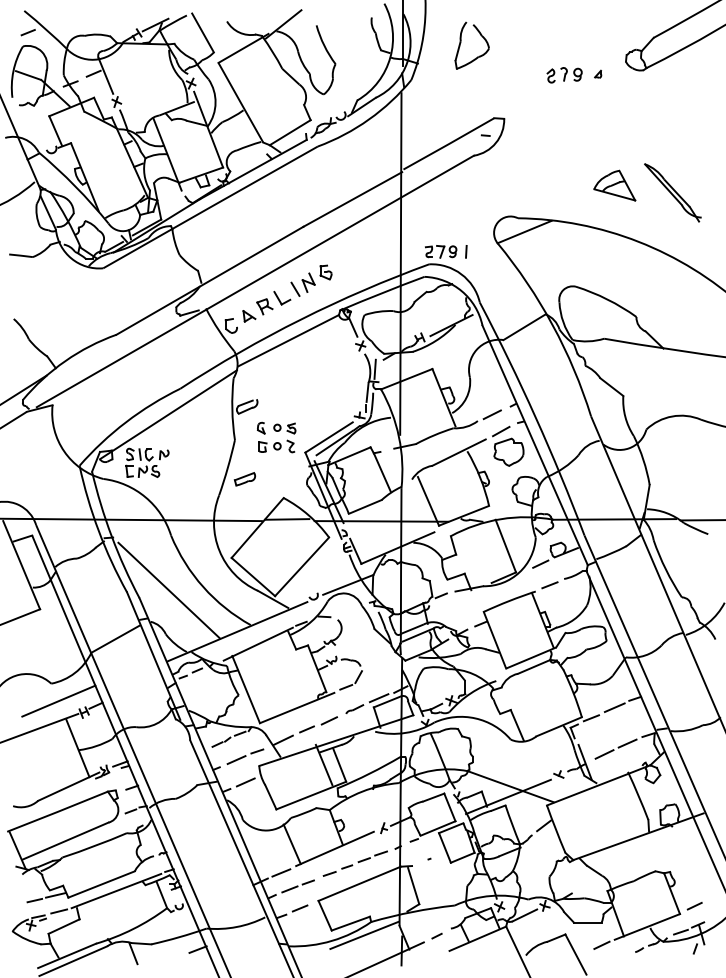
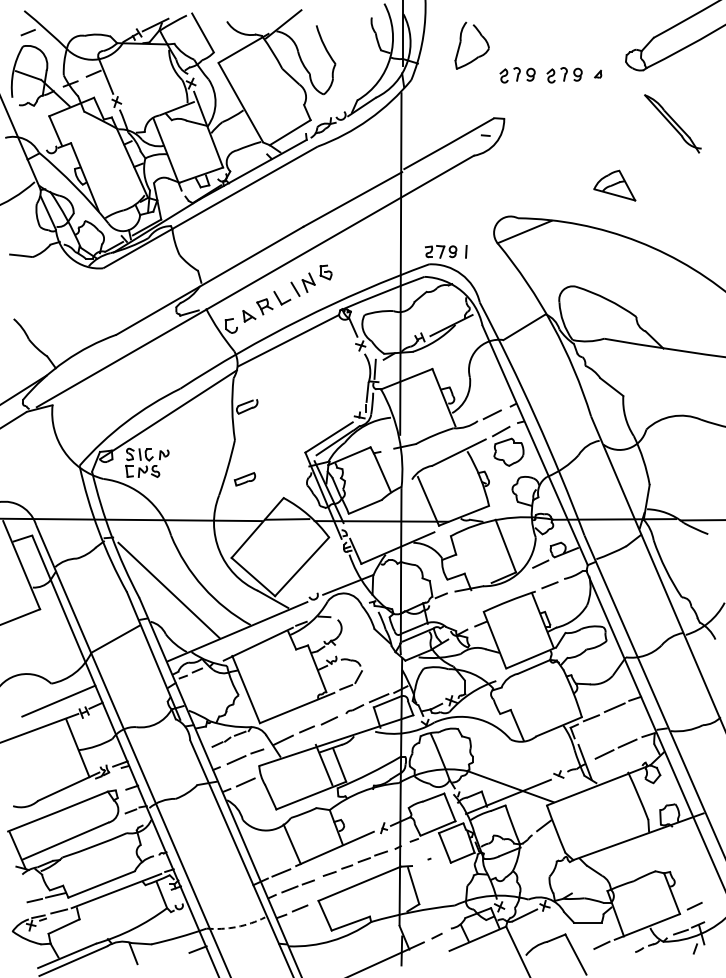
part: none -> present (517, 75)
part position: (672, 192) -> (672, 123) (672, 123)
part: present -> none (276, 437)
arc: solid -> dashed (236, 927)
line: present -> none (364, 934)
